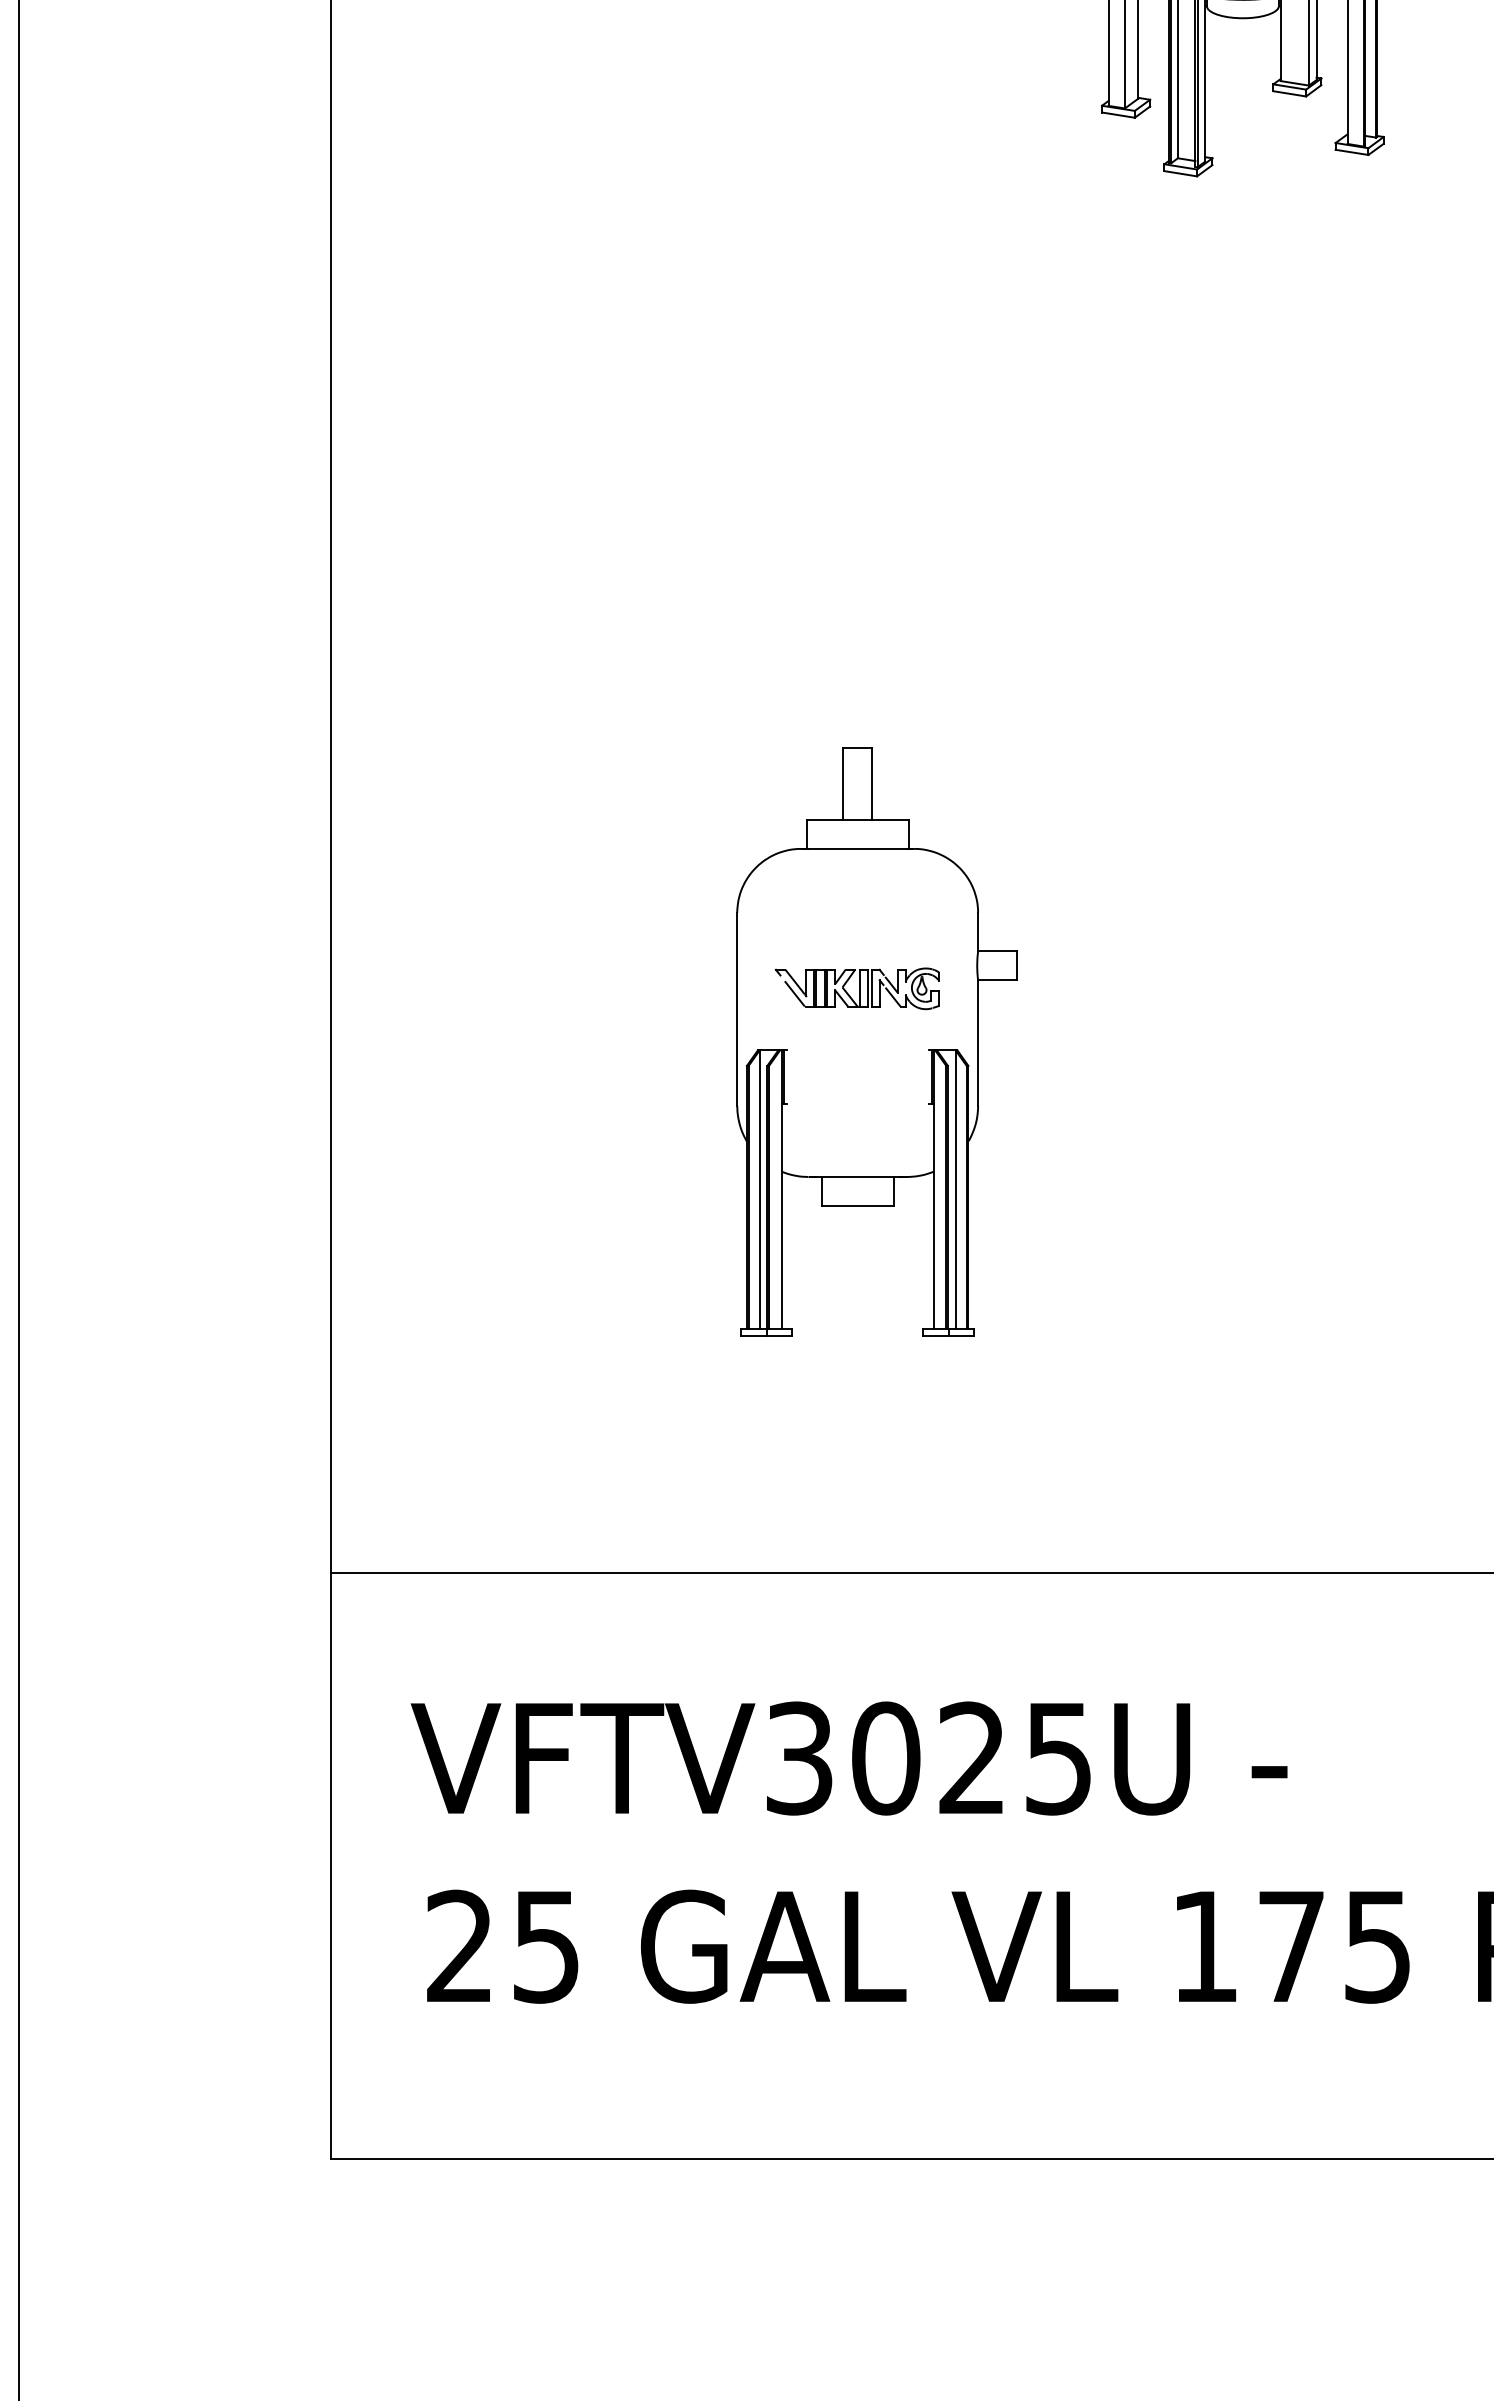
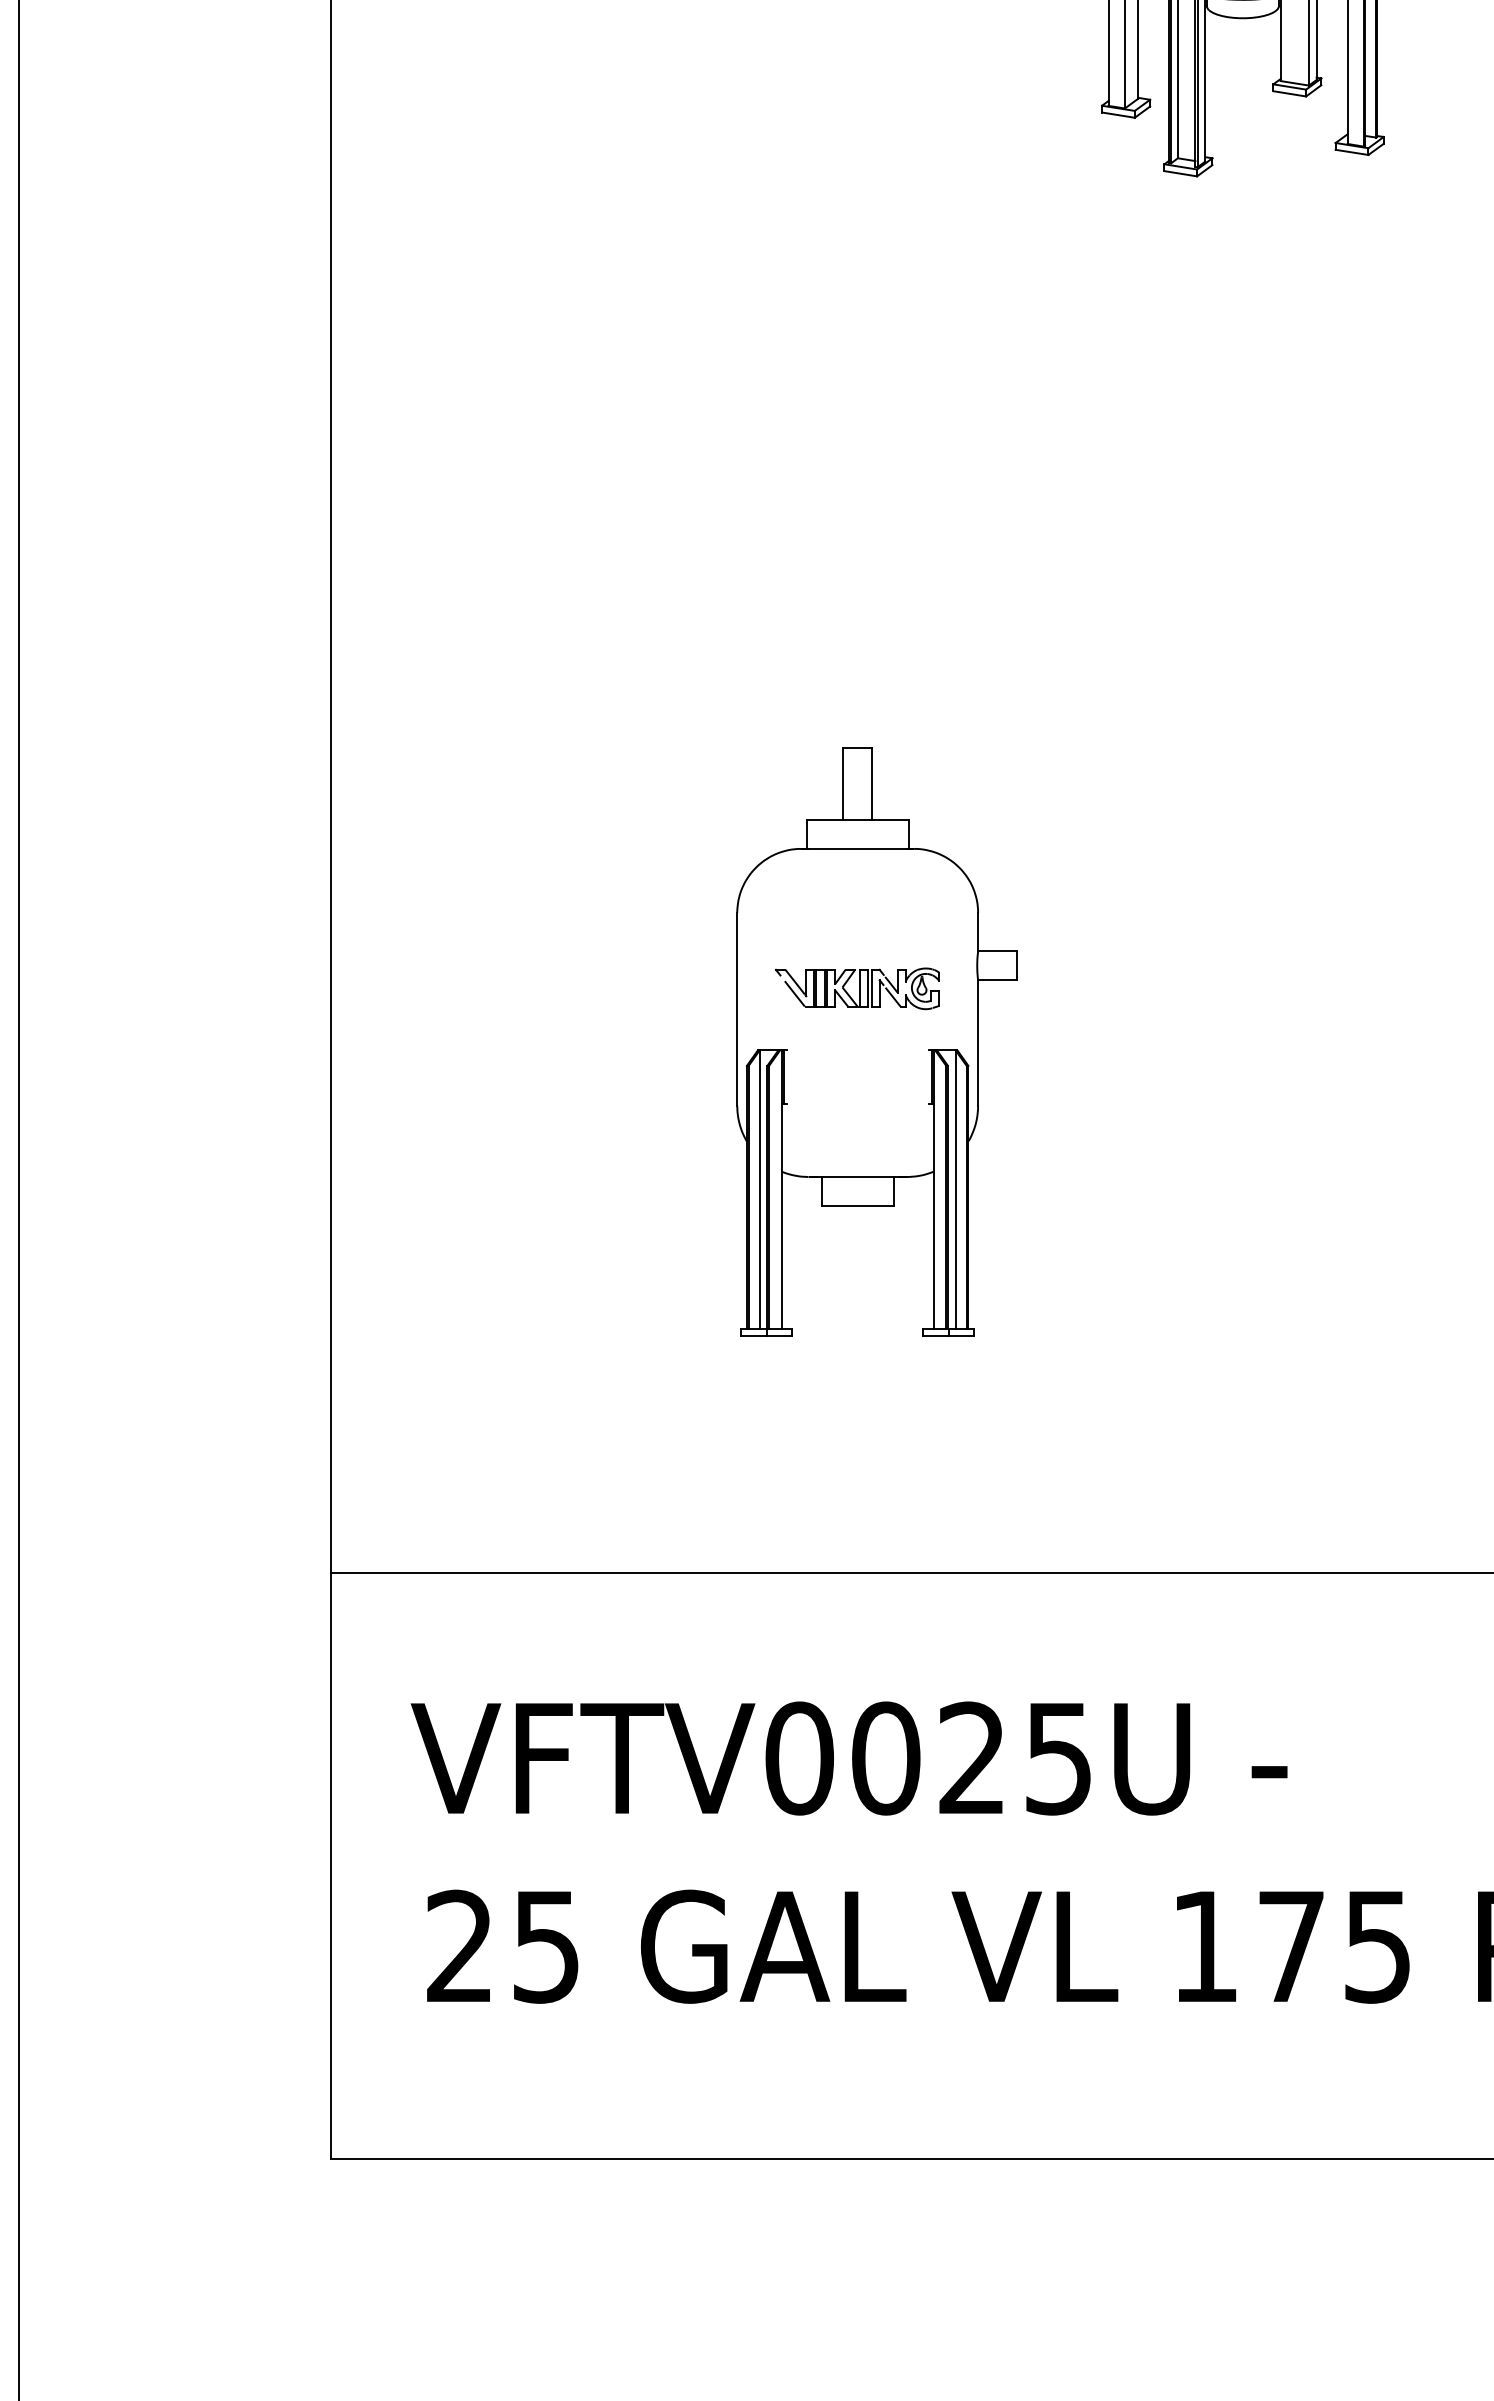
text: VFTV3025U -> VFTV0025U (799, 1758)
